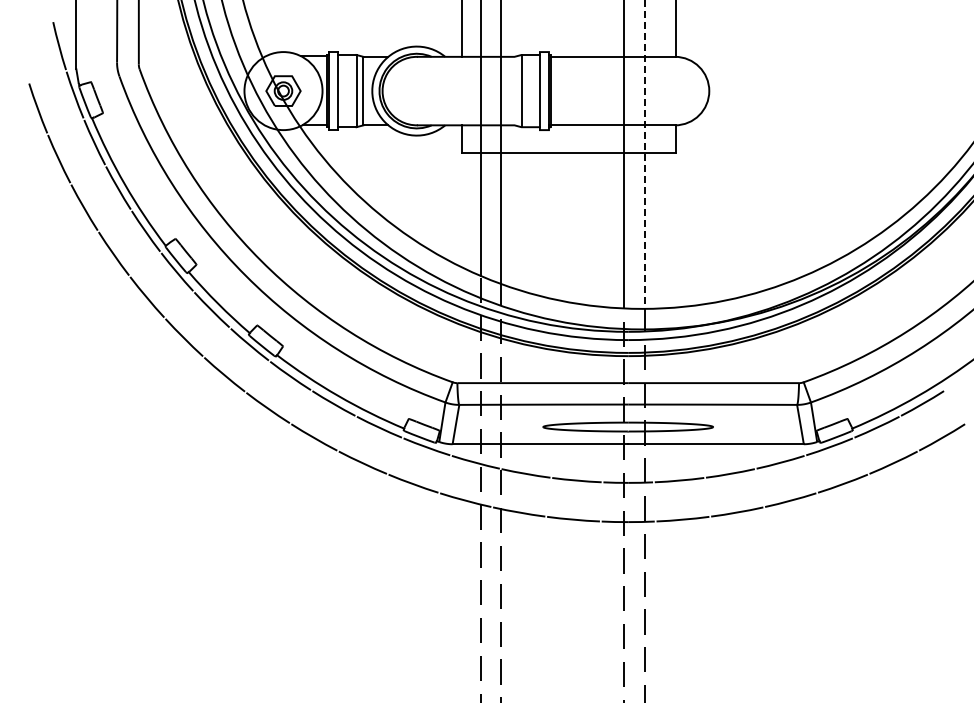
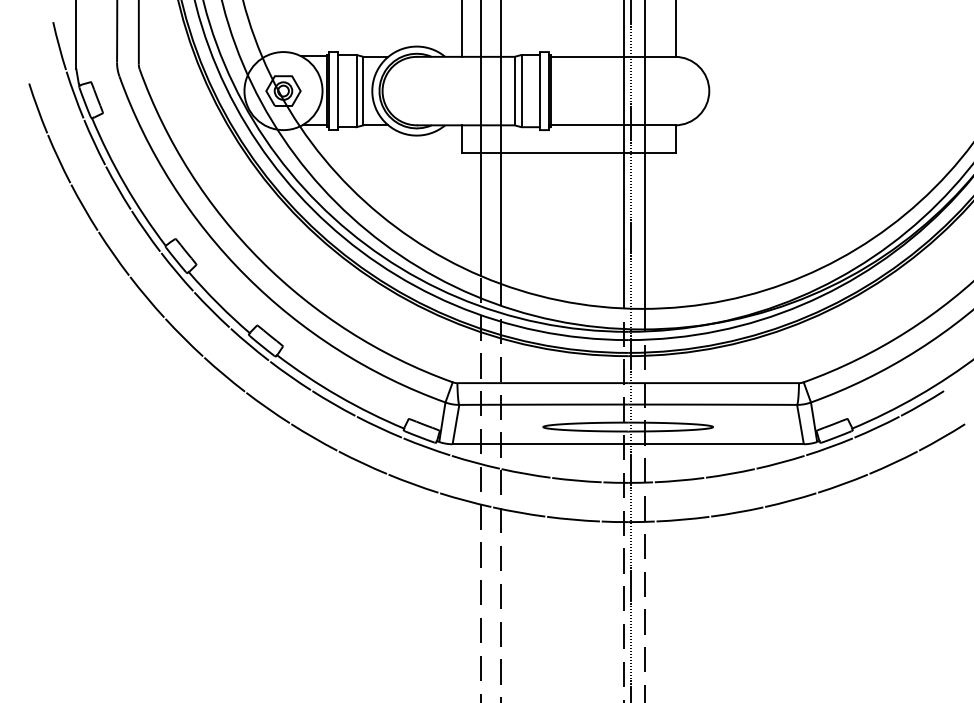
line: none -> present (514, 90)
line: dashed -> solid (644, 154)
line: none -> present (631, 350)
